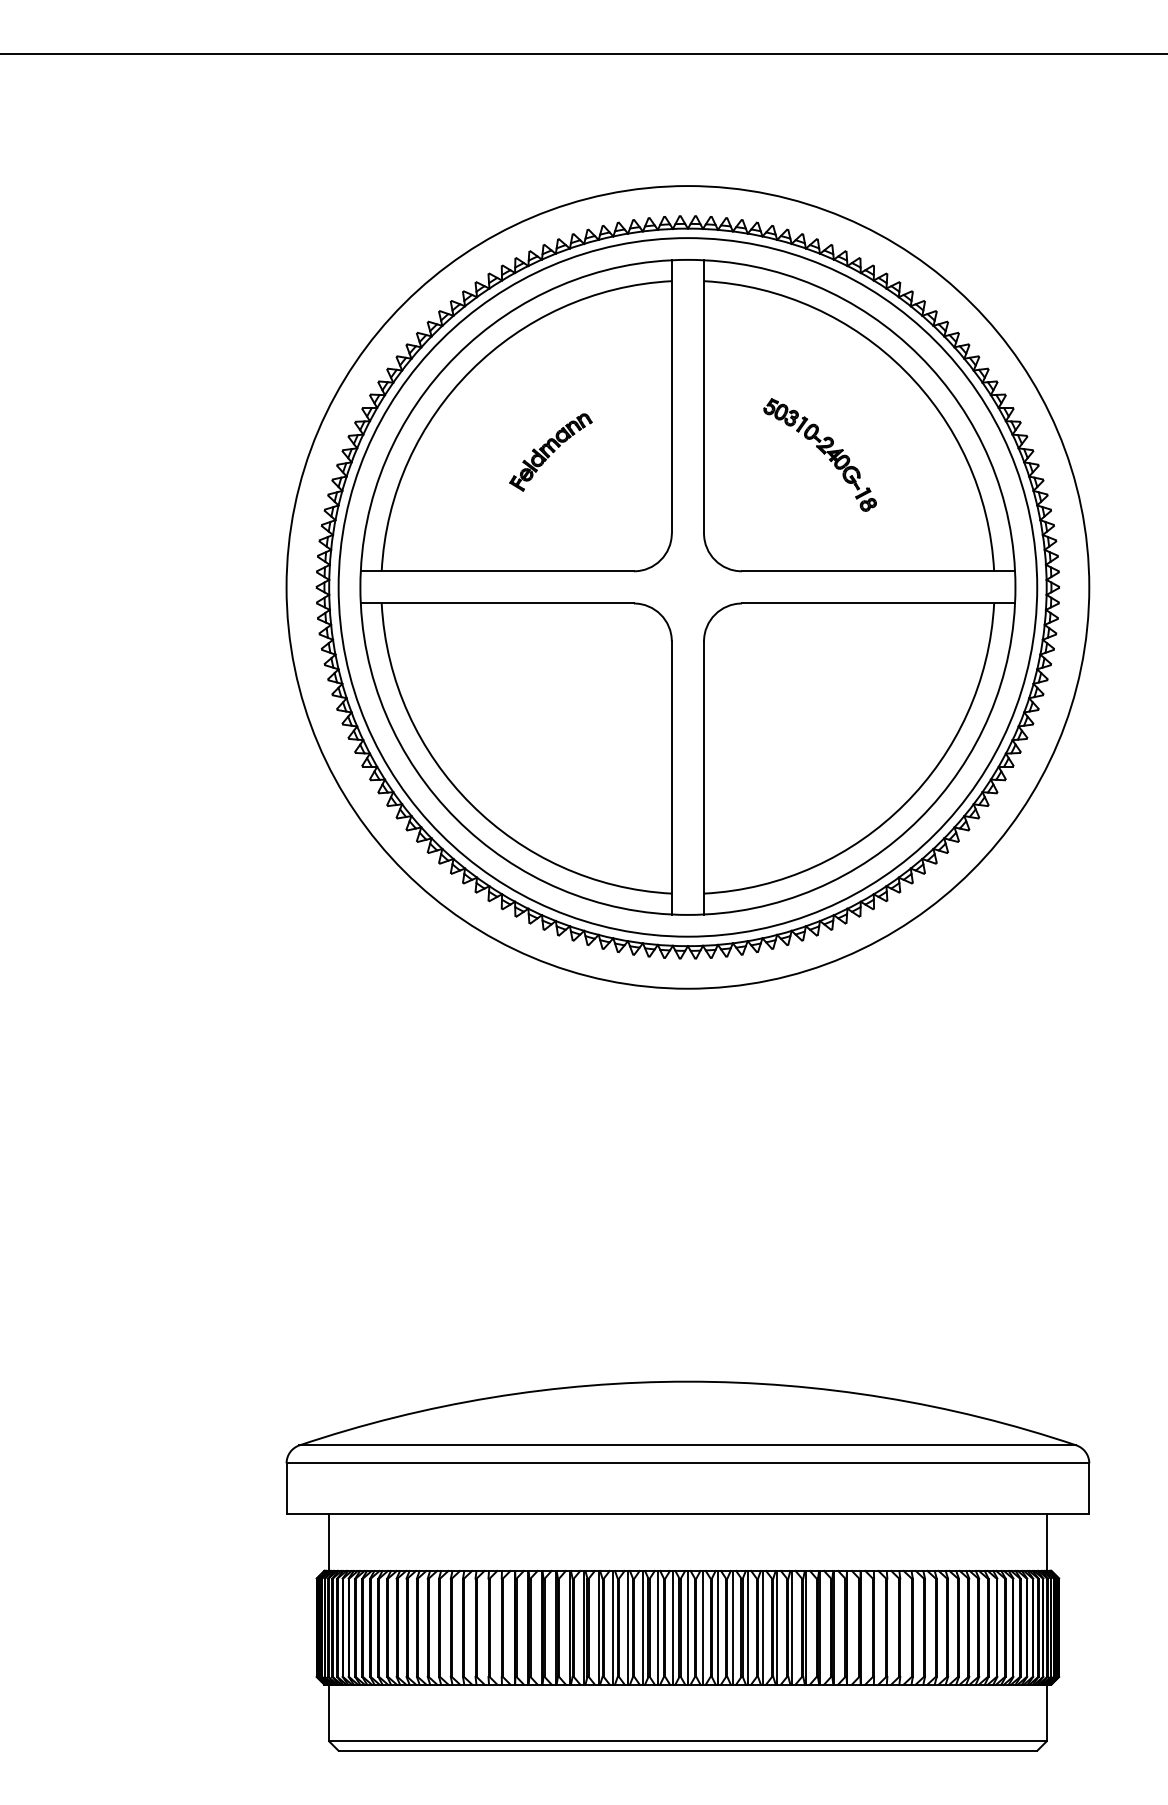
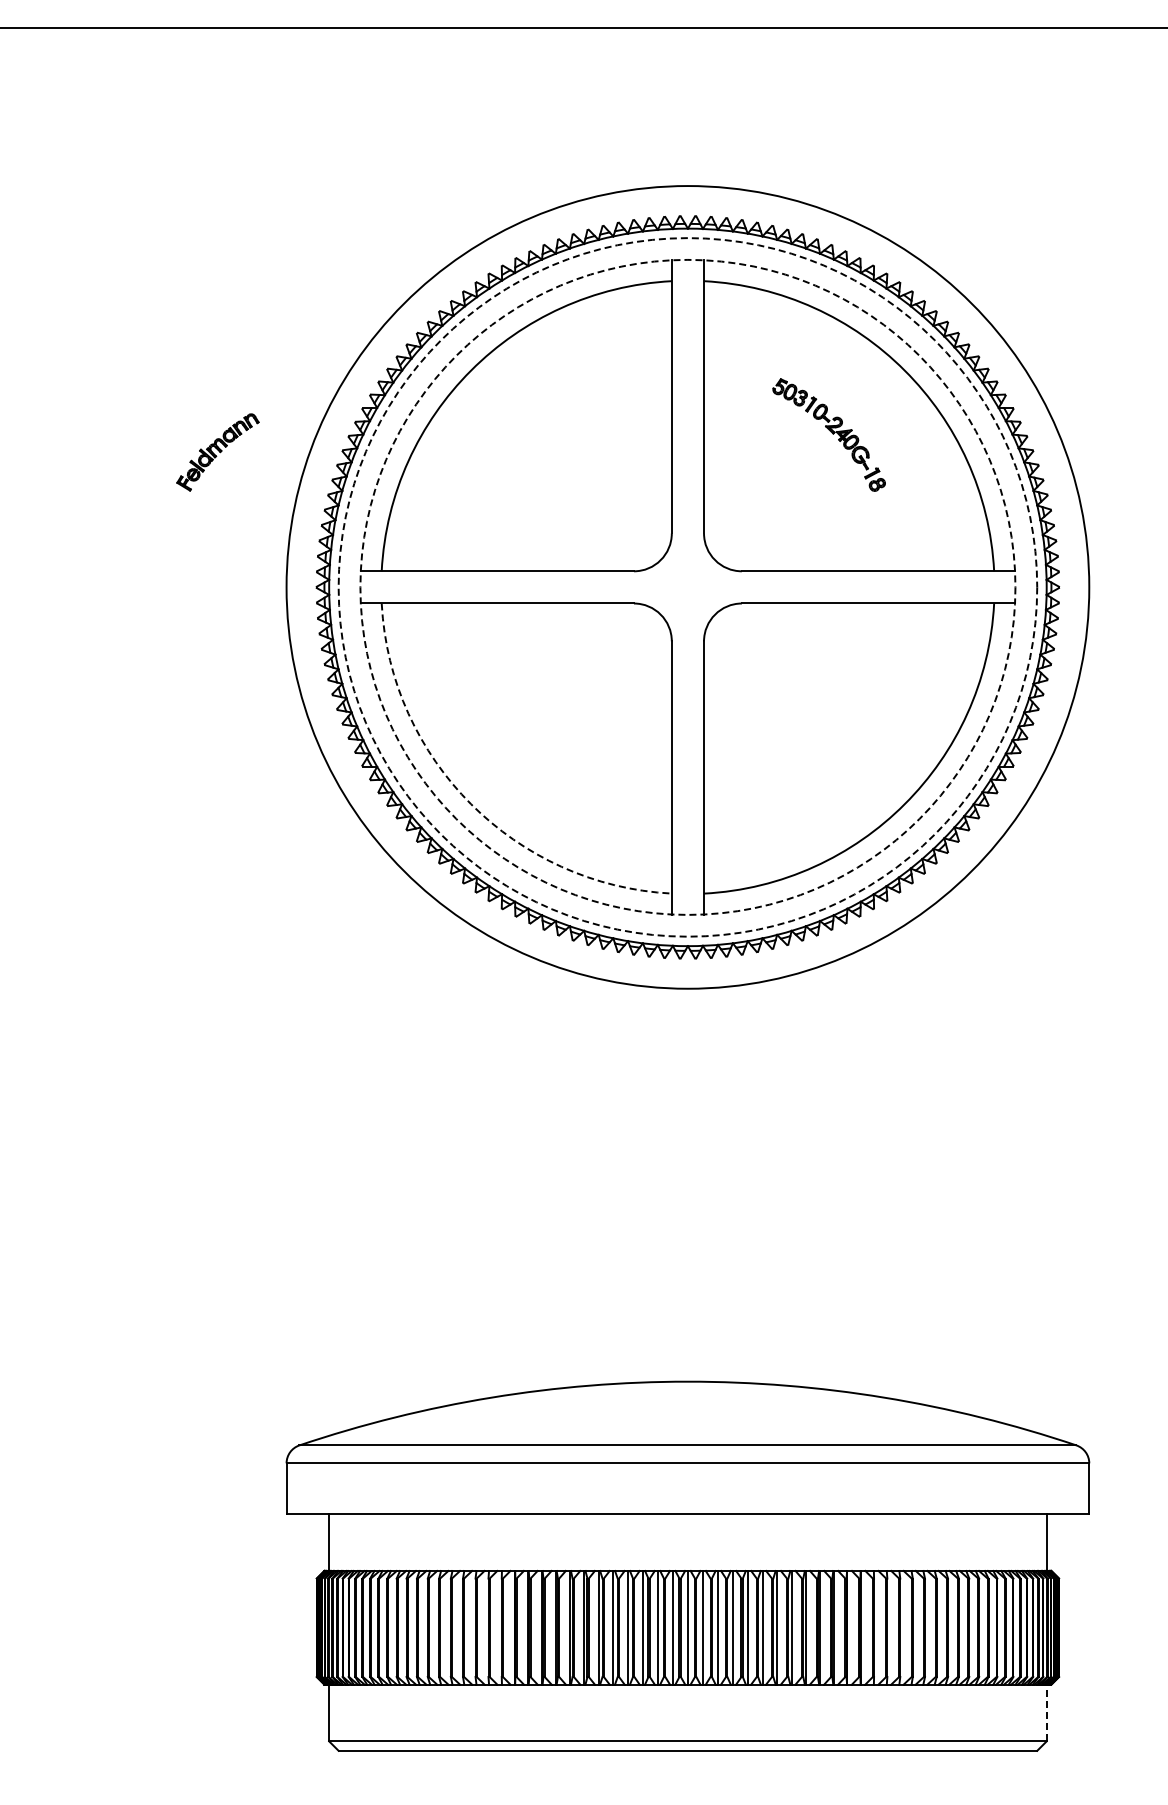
line position: (583, 54) -> (583, 28) (583, 28)
part position: (550, 452) -> (217, 452) (217, 452)
part position: (819, 454) -> (828, 434) (828, 434)
circle: solid -> dashed (687, 586)
circle: solid -> dashed (687, 587)
arc: solid -> dashed (471, 804)
line: solid -> dashed (1046, 1712)
